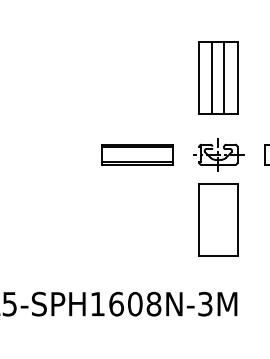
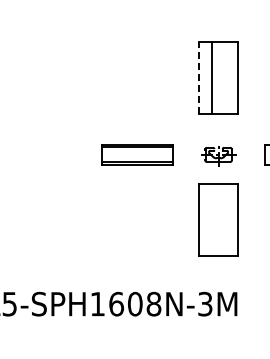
line: solid -> dashed (199, 78)
line: present -> none (224, 78)
part size: 52x34 px -> 36x21 px (218, 156)
